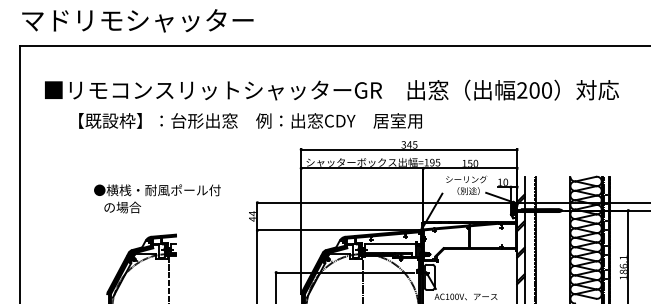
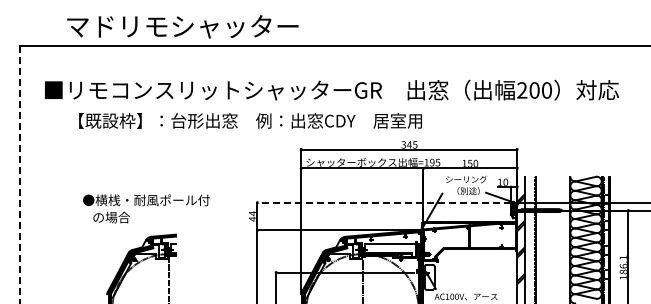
text position: (137, 20) -> (182, 26) (182, 26)
line: solid -> dashed (19, 175)
text position: (157, 198) -> (146, 208) (146, 208)
line: solid -> dashed (383, 202)
